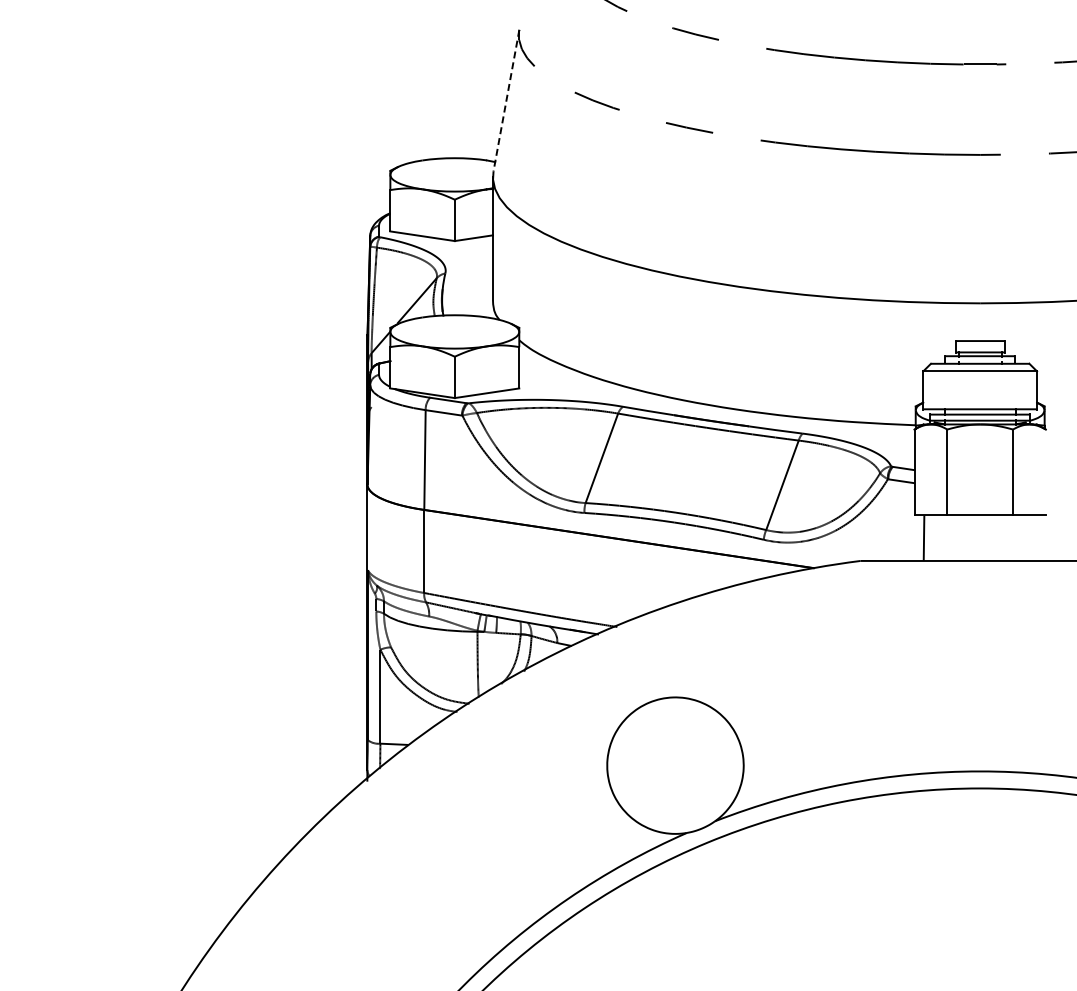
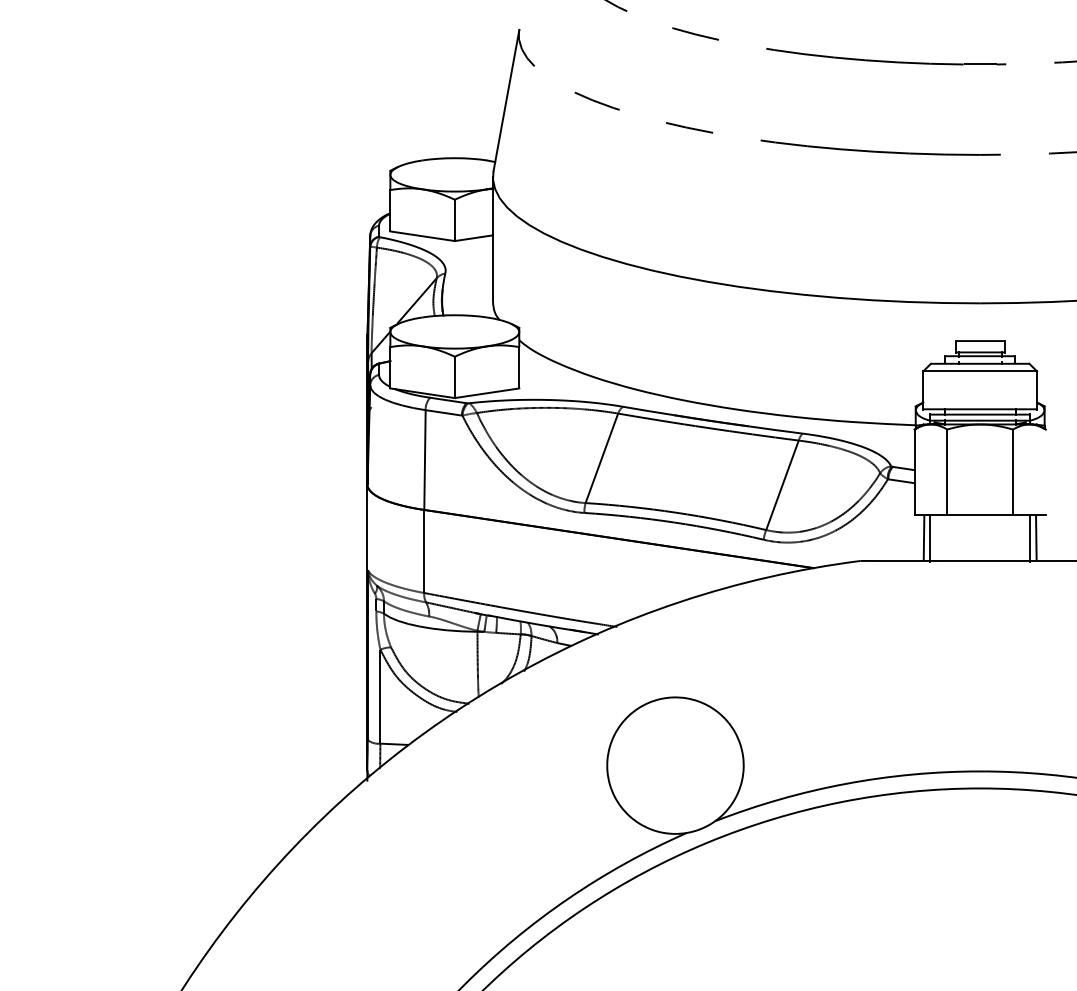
line: dashed -> solid (506, 100)
line: none -> present (1036, 537)
line: none -> present (930, 538)
line: none -> present (1030, 538)
